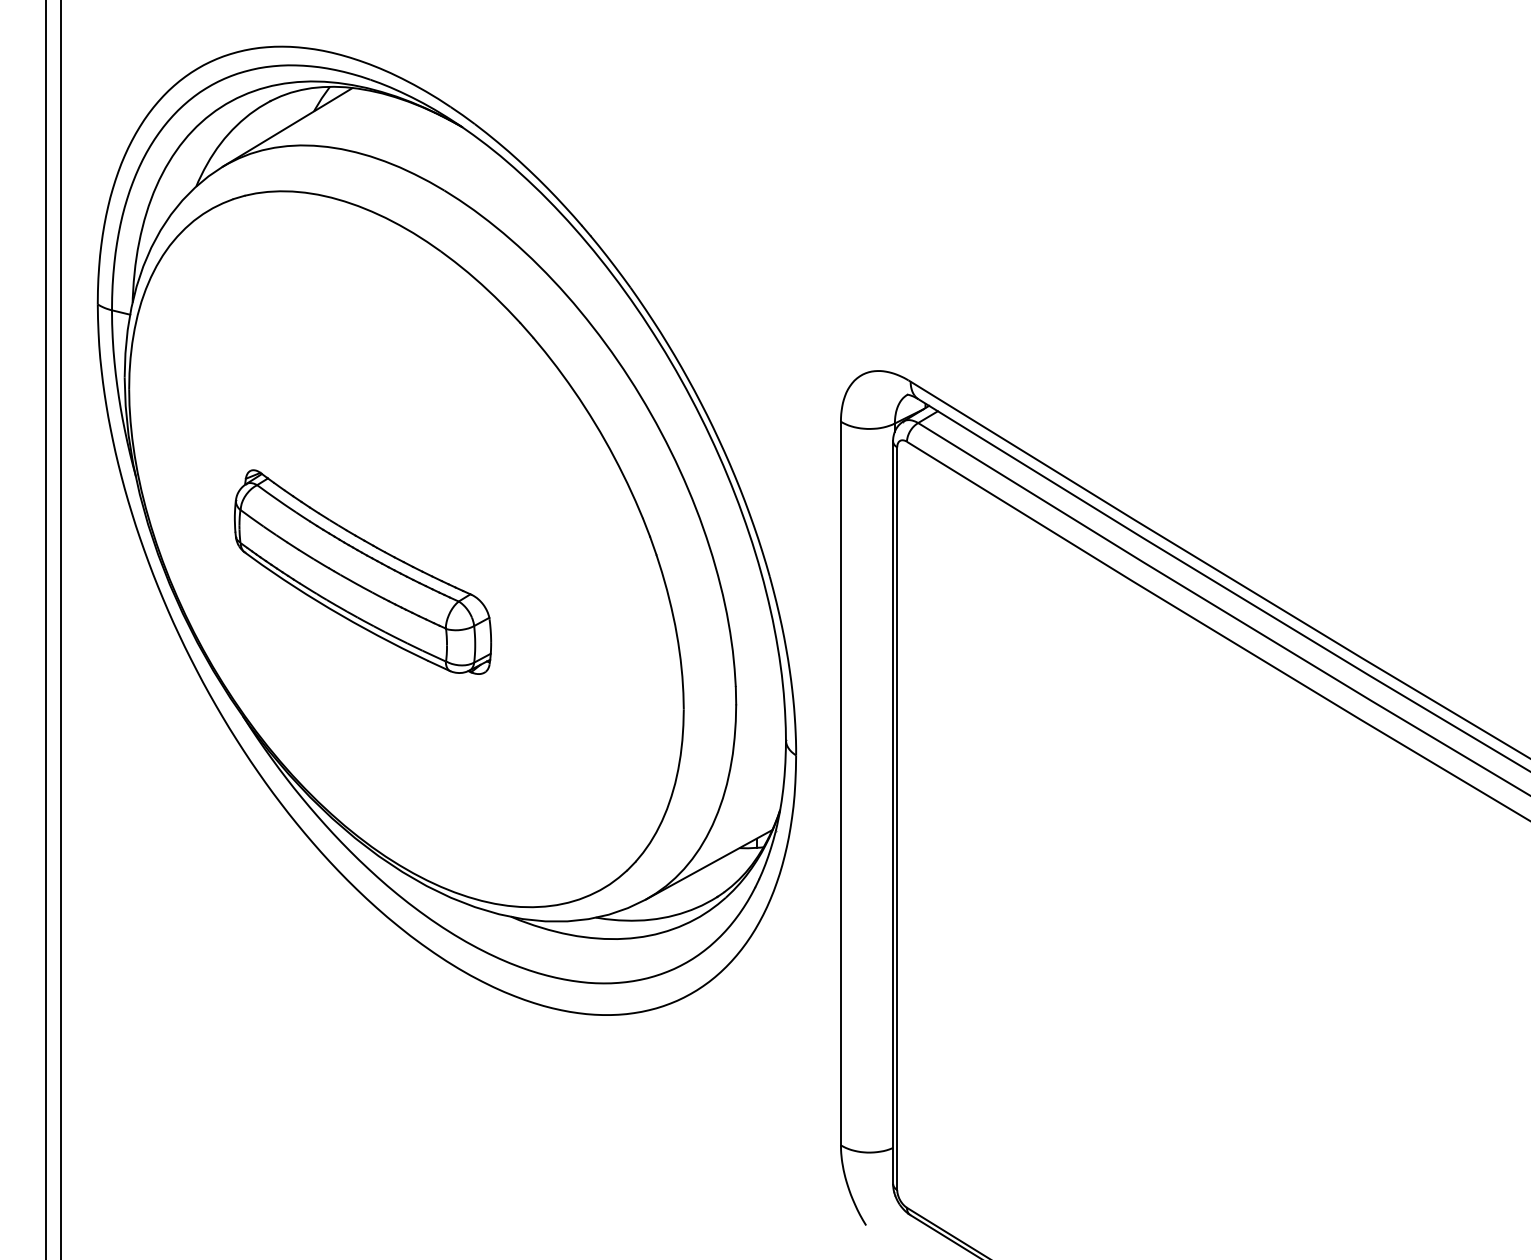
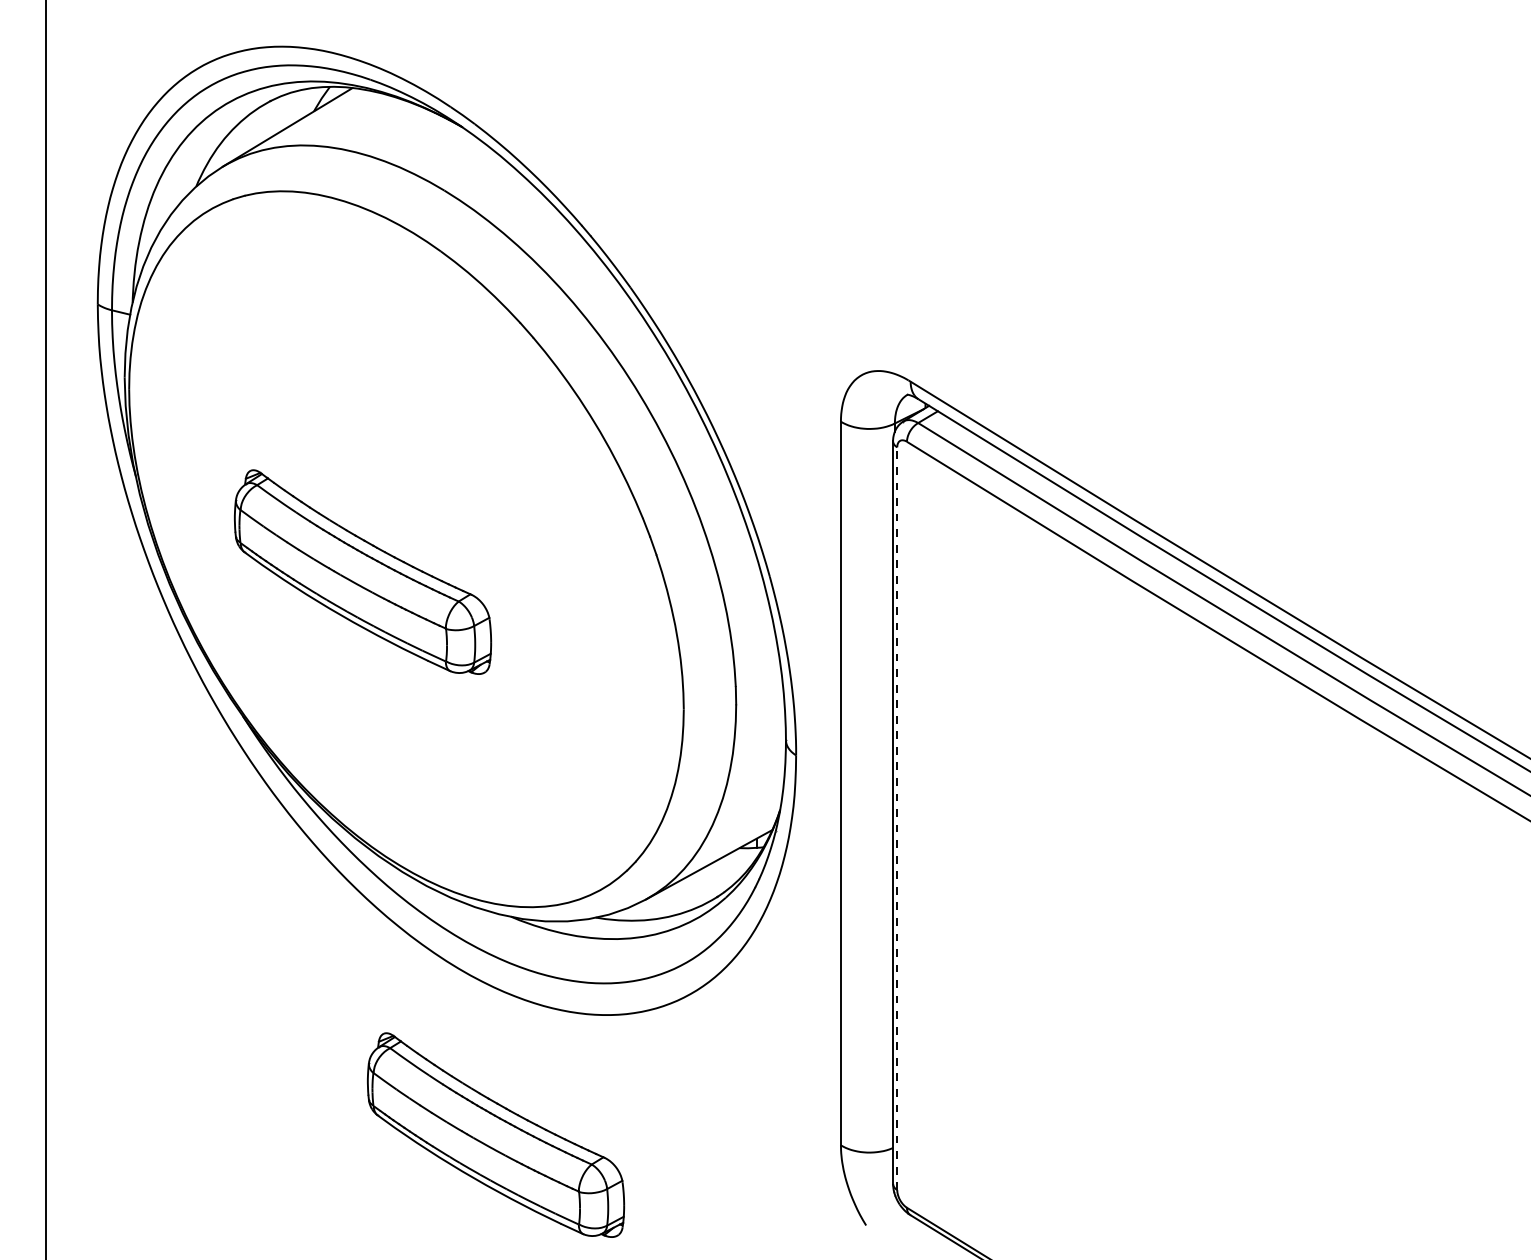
line: present -> none (61, 629)
line: solid -> dashed (897, 818)
part: none -> present (496, 1134)
